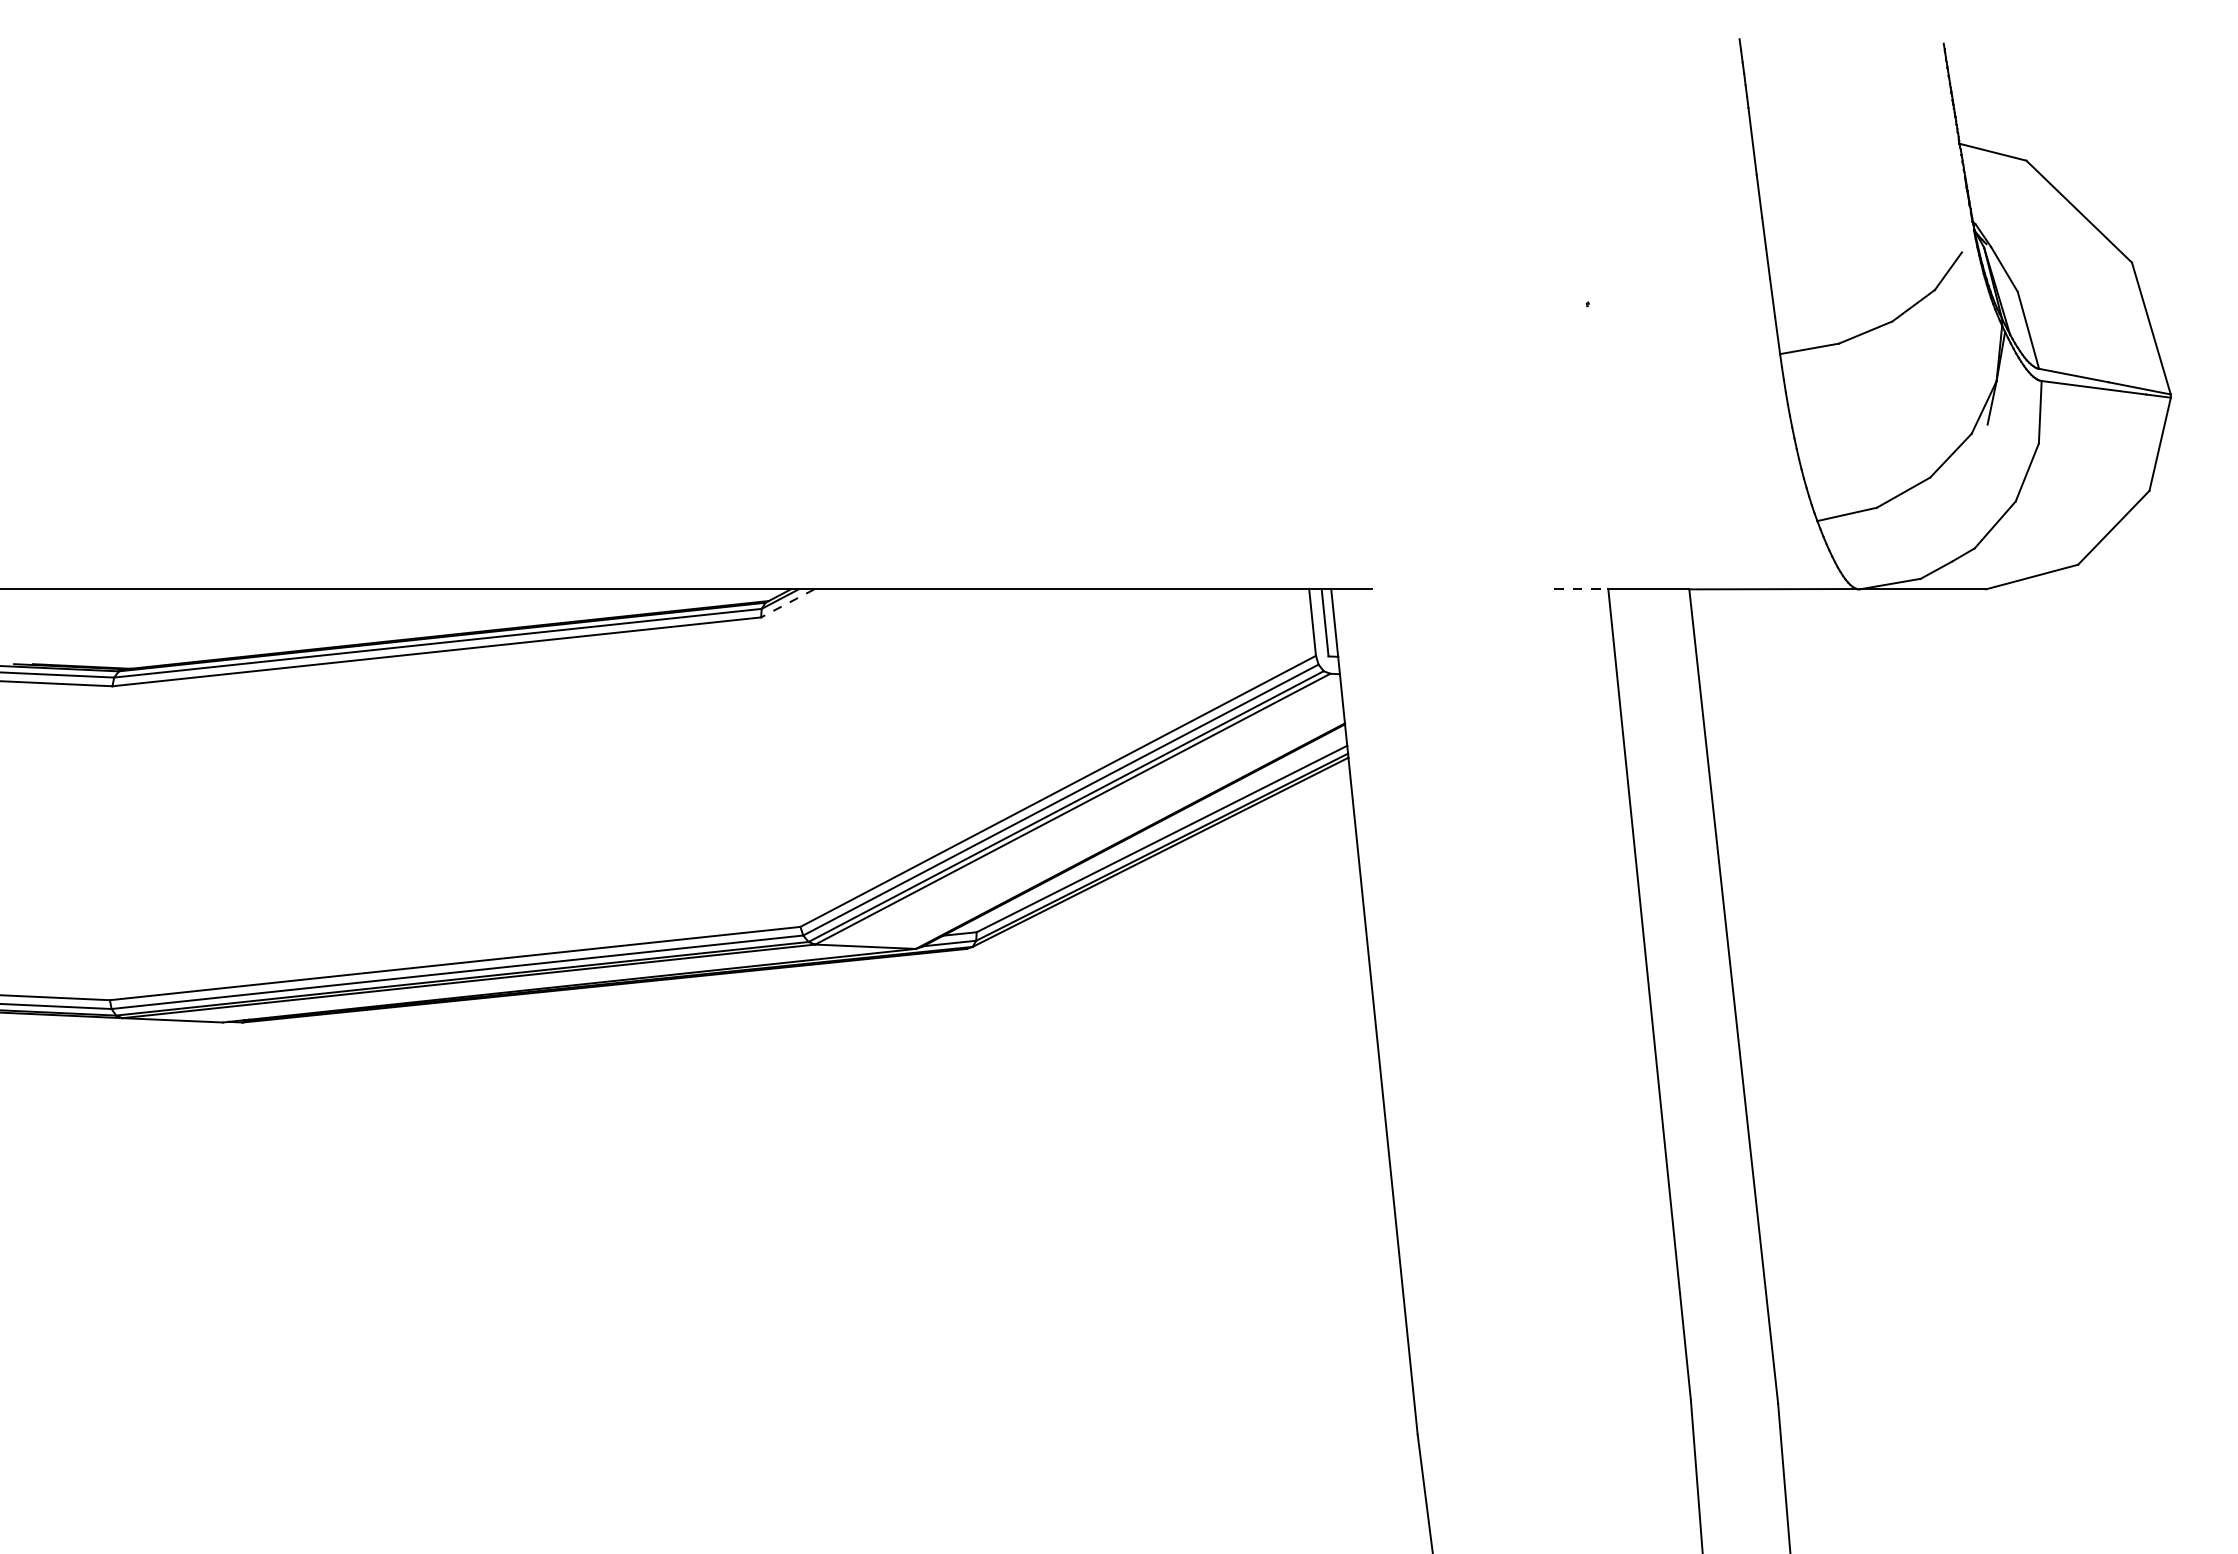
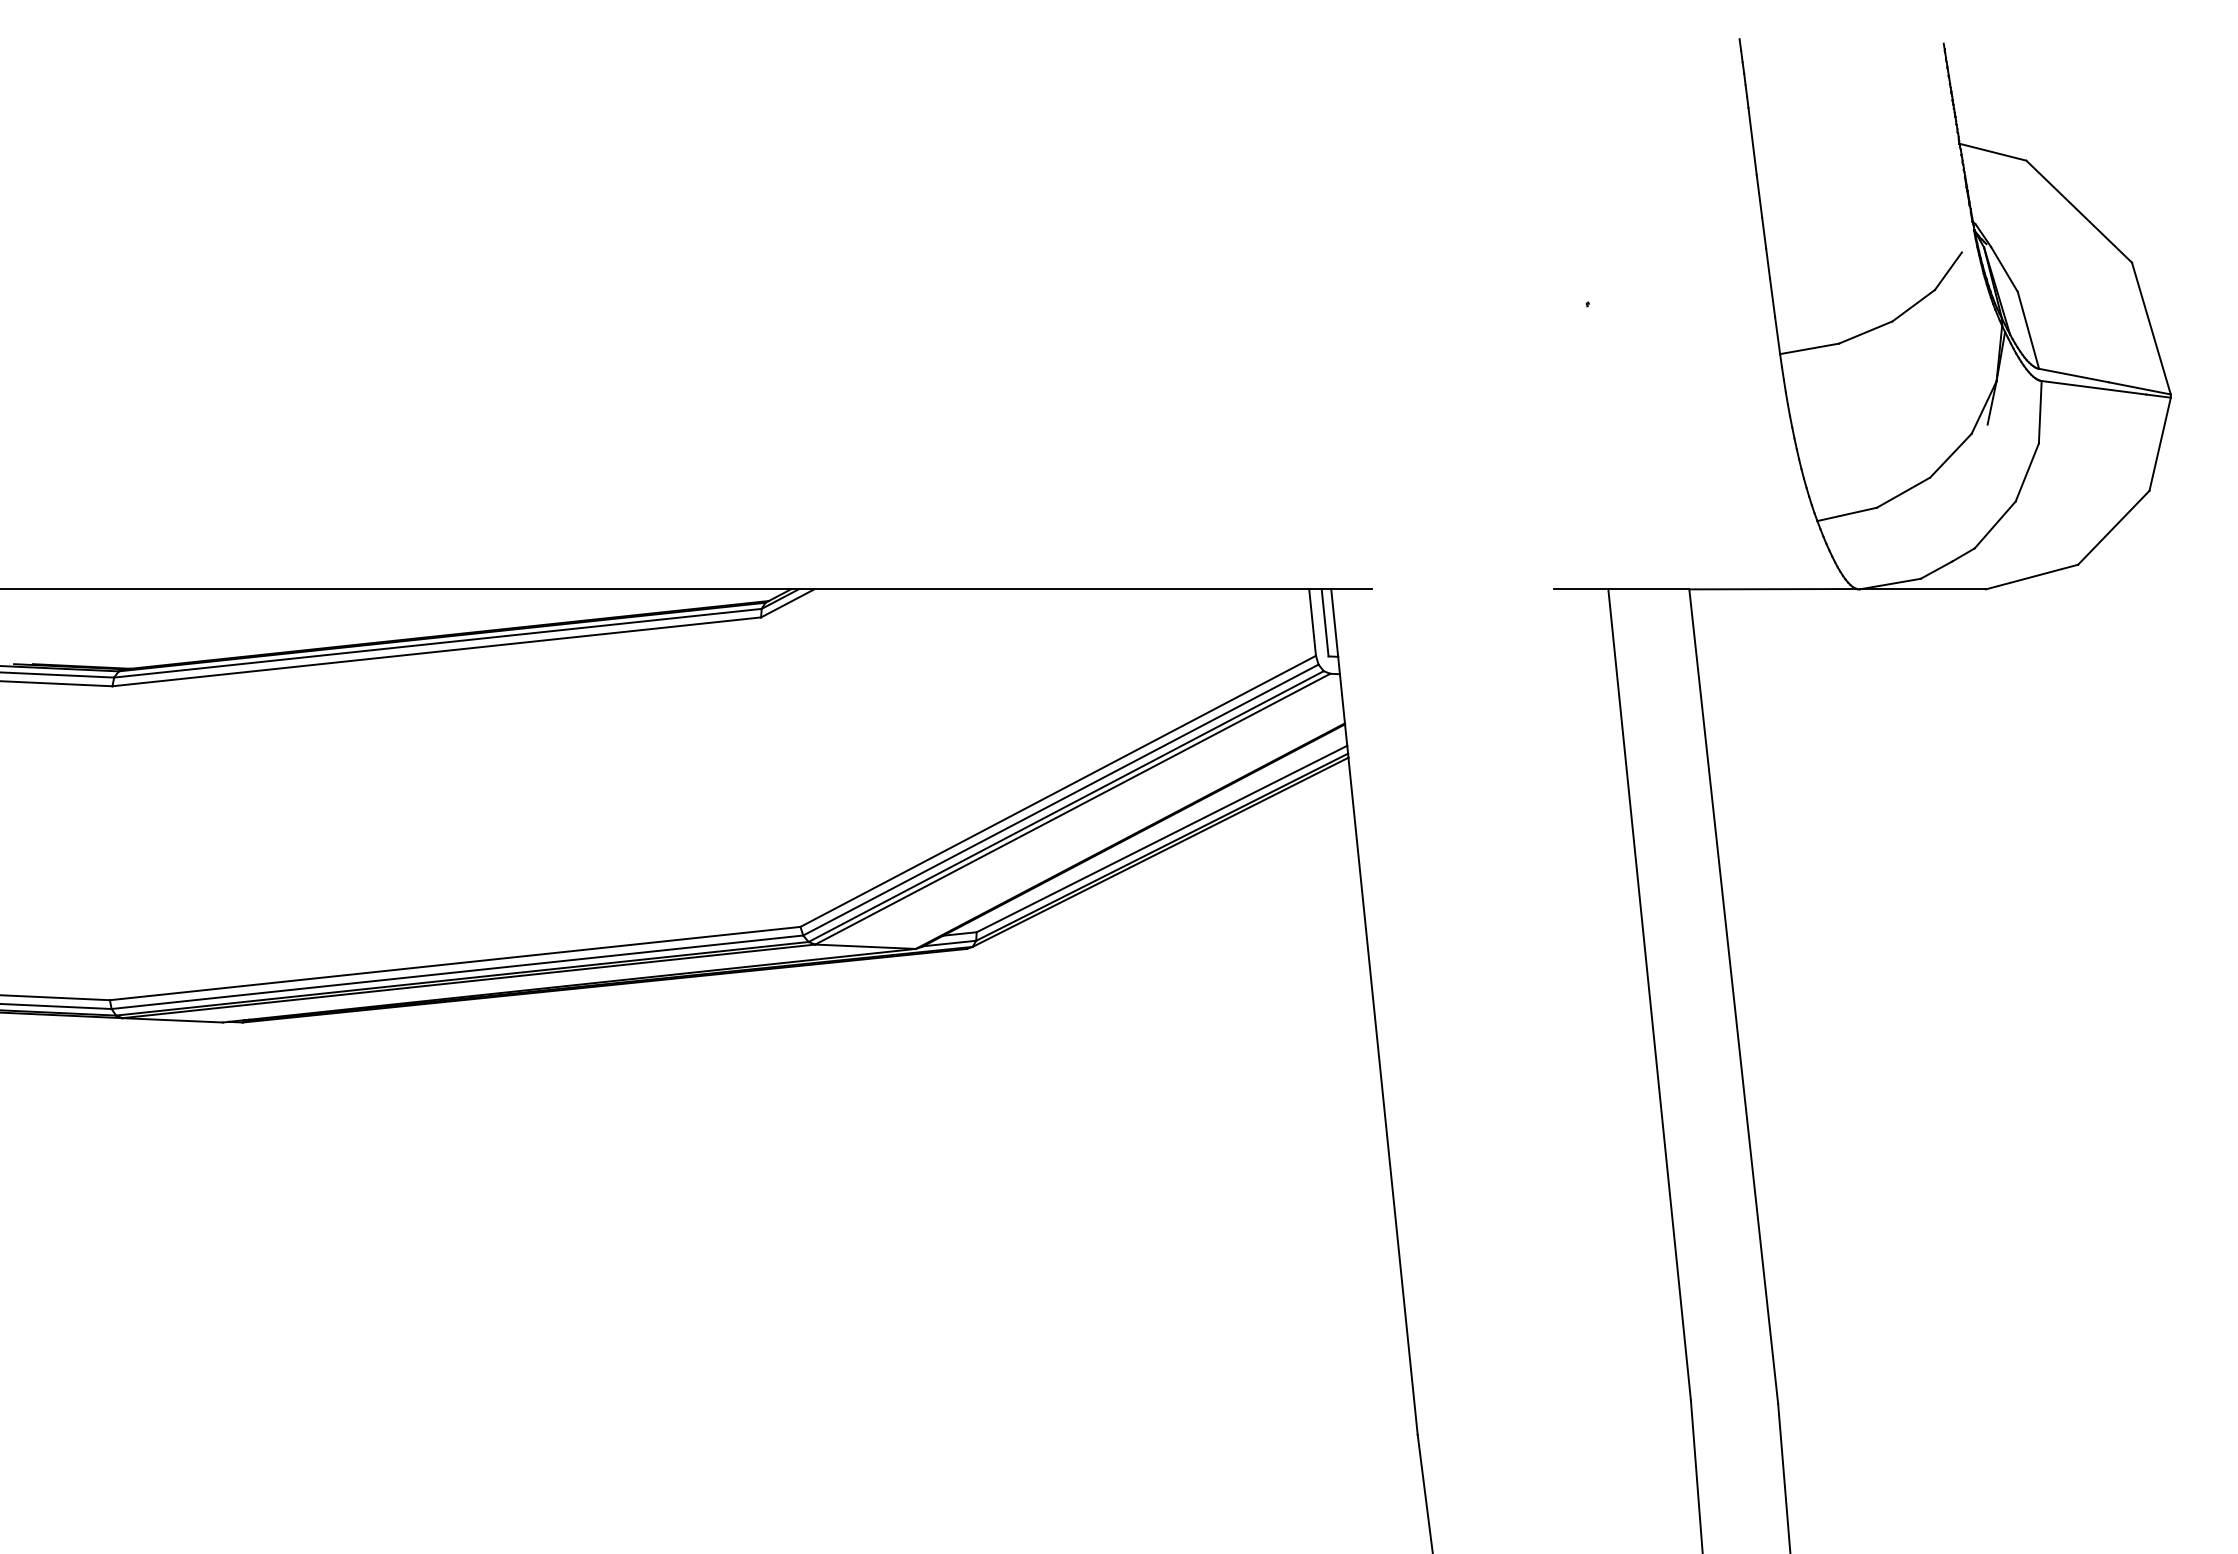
line: dashed -> solid (1581, 589)
line: dashed -> solid (787, 603)
